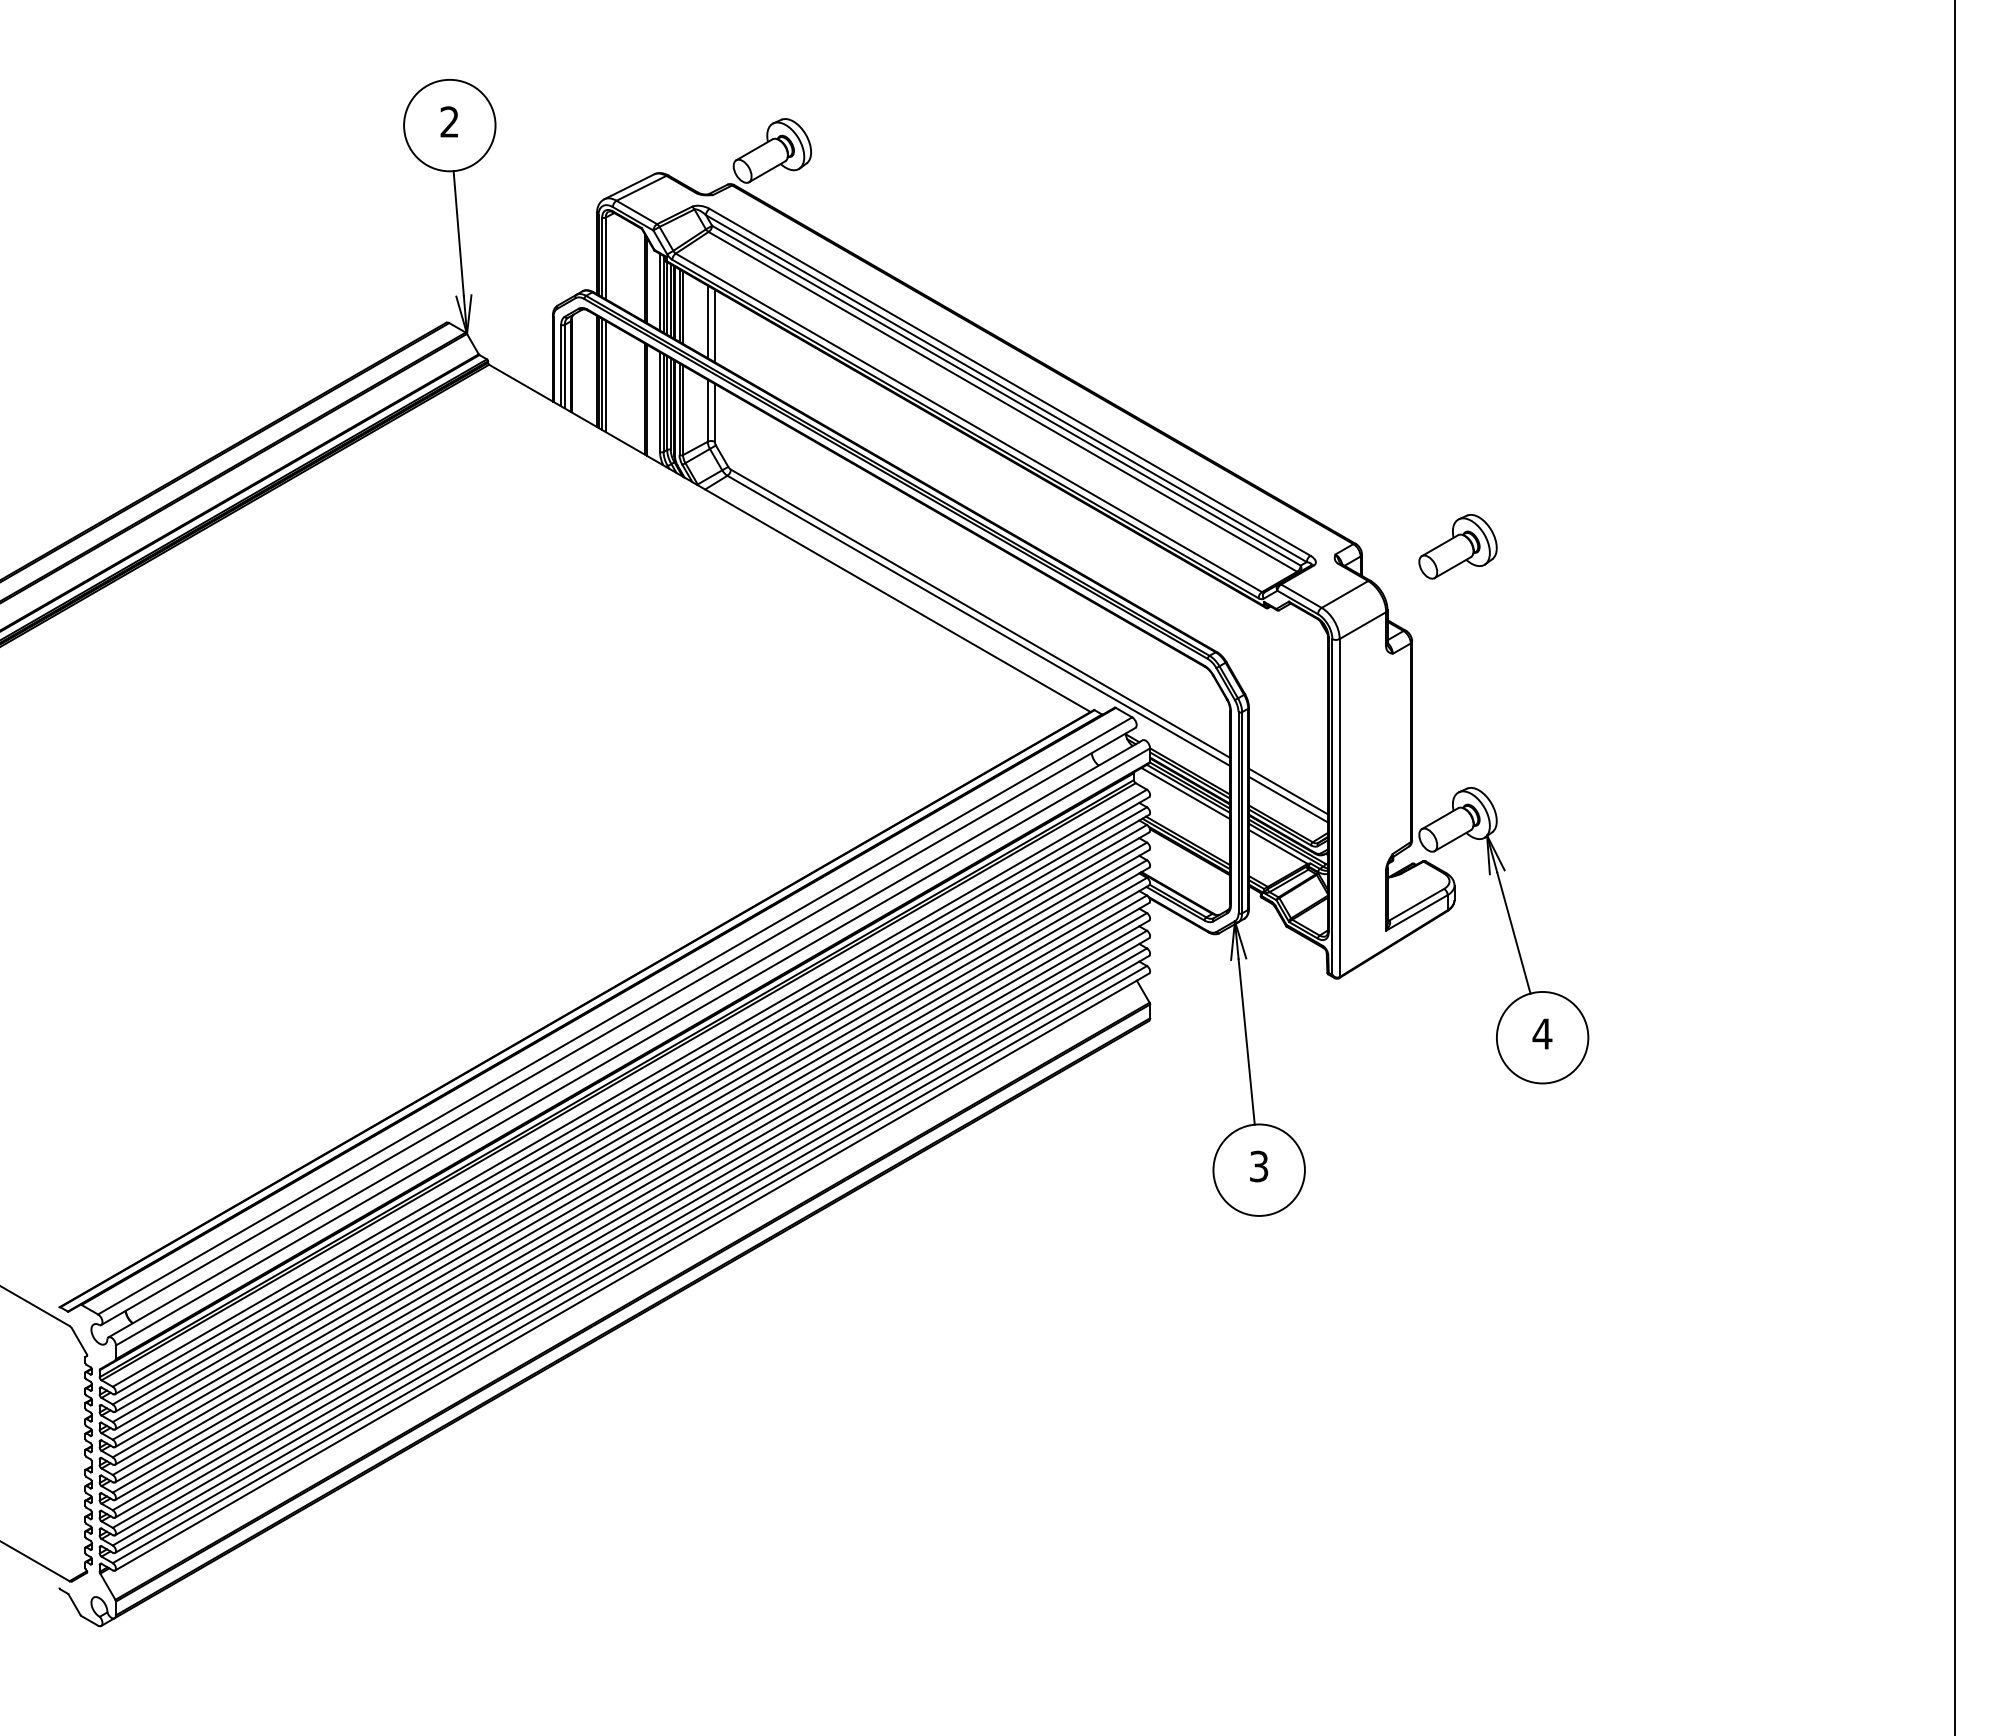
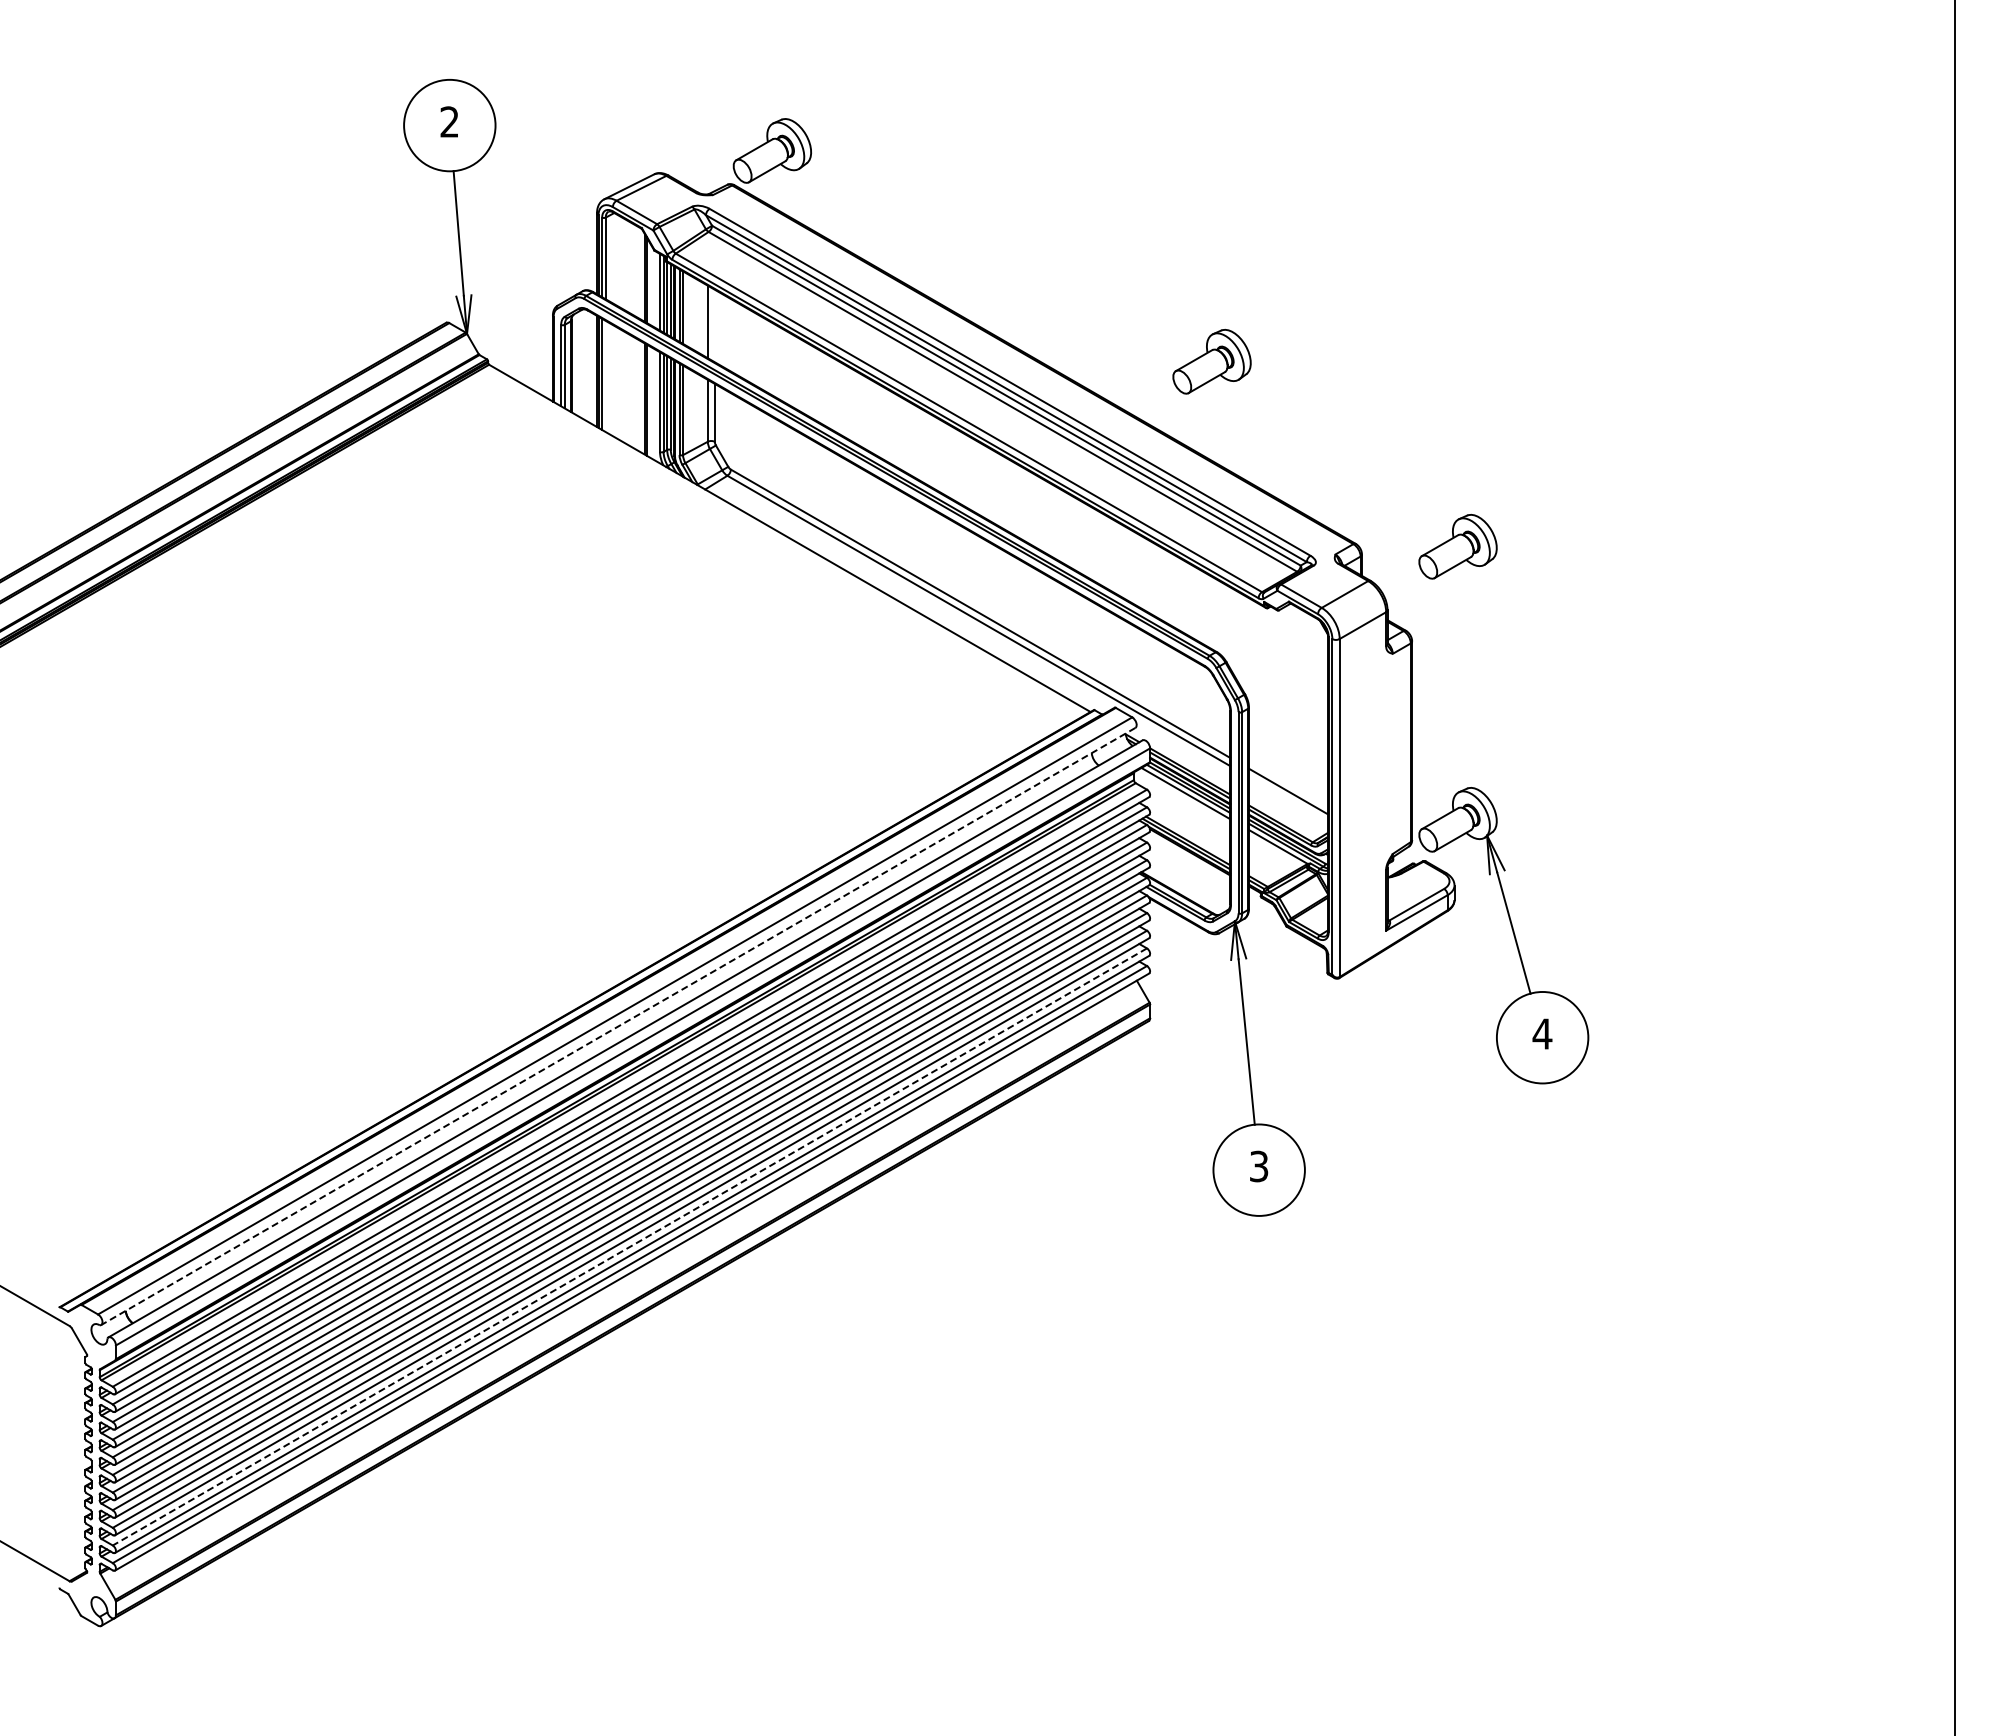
line: present -> none (714, 325)
part: none -> present (1211, 361)
line: present -> none (605, 376)
line: present -> none (1287, 799)
line: solid -> dashed (617, 1026)
line: solid -> dashed (629, 1247)
